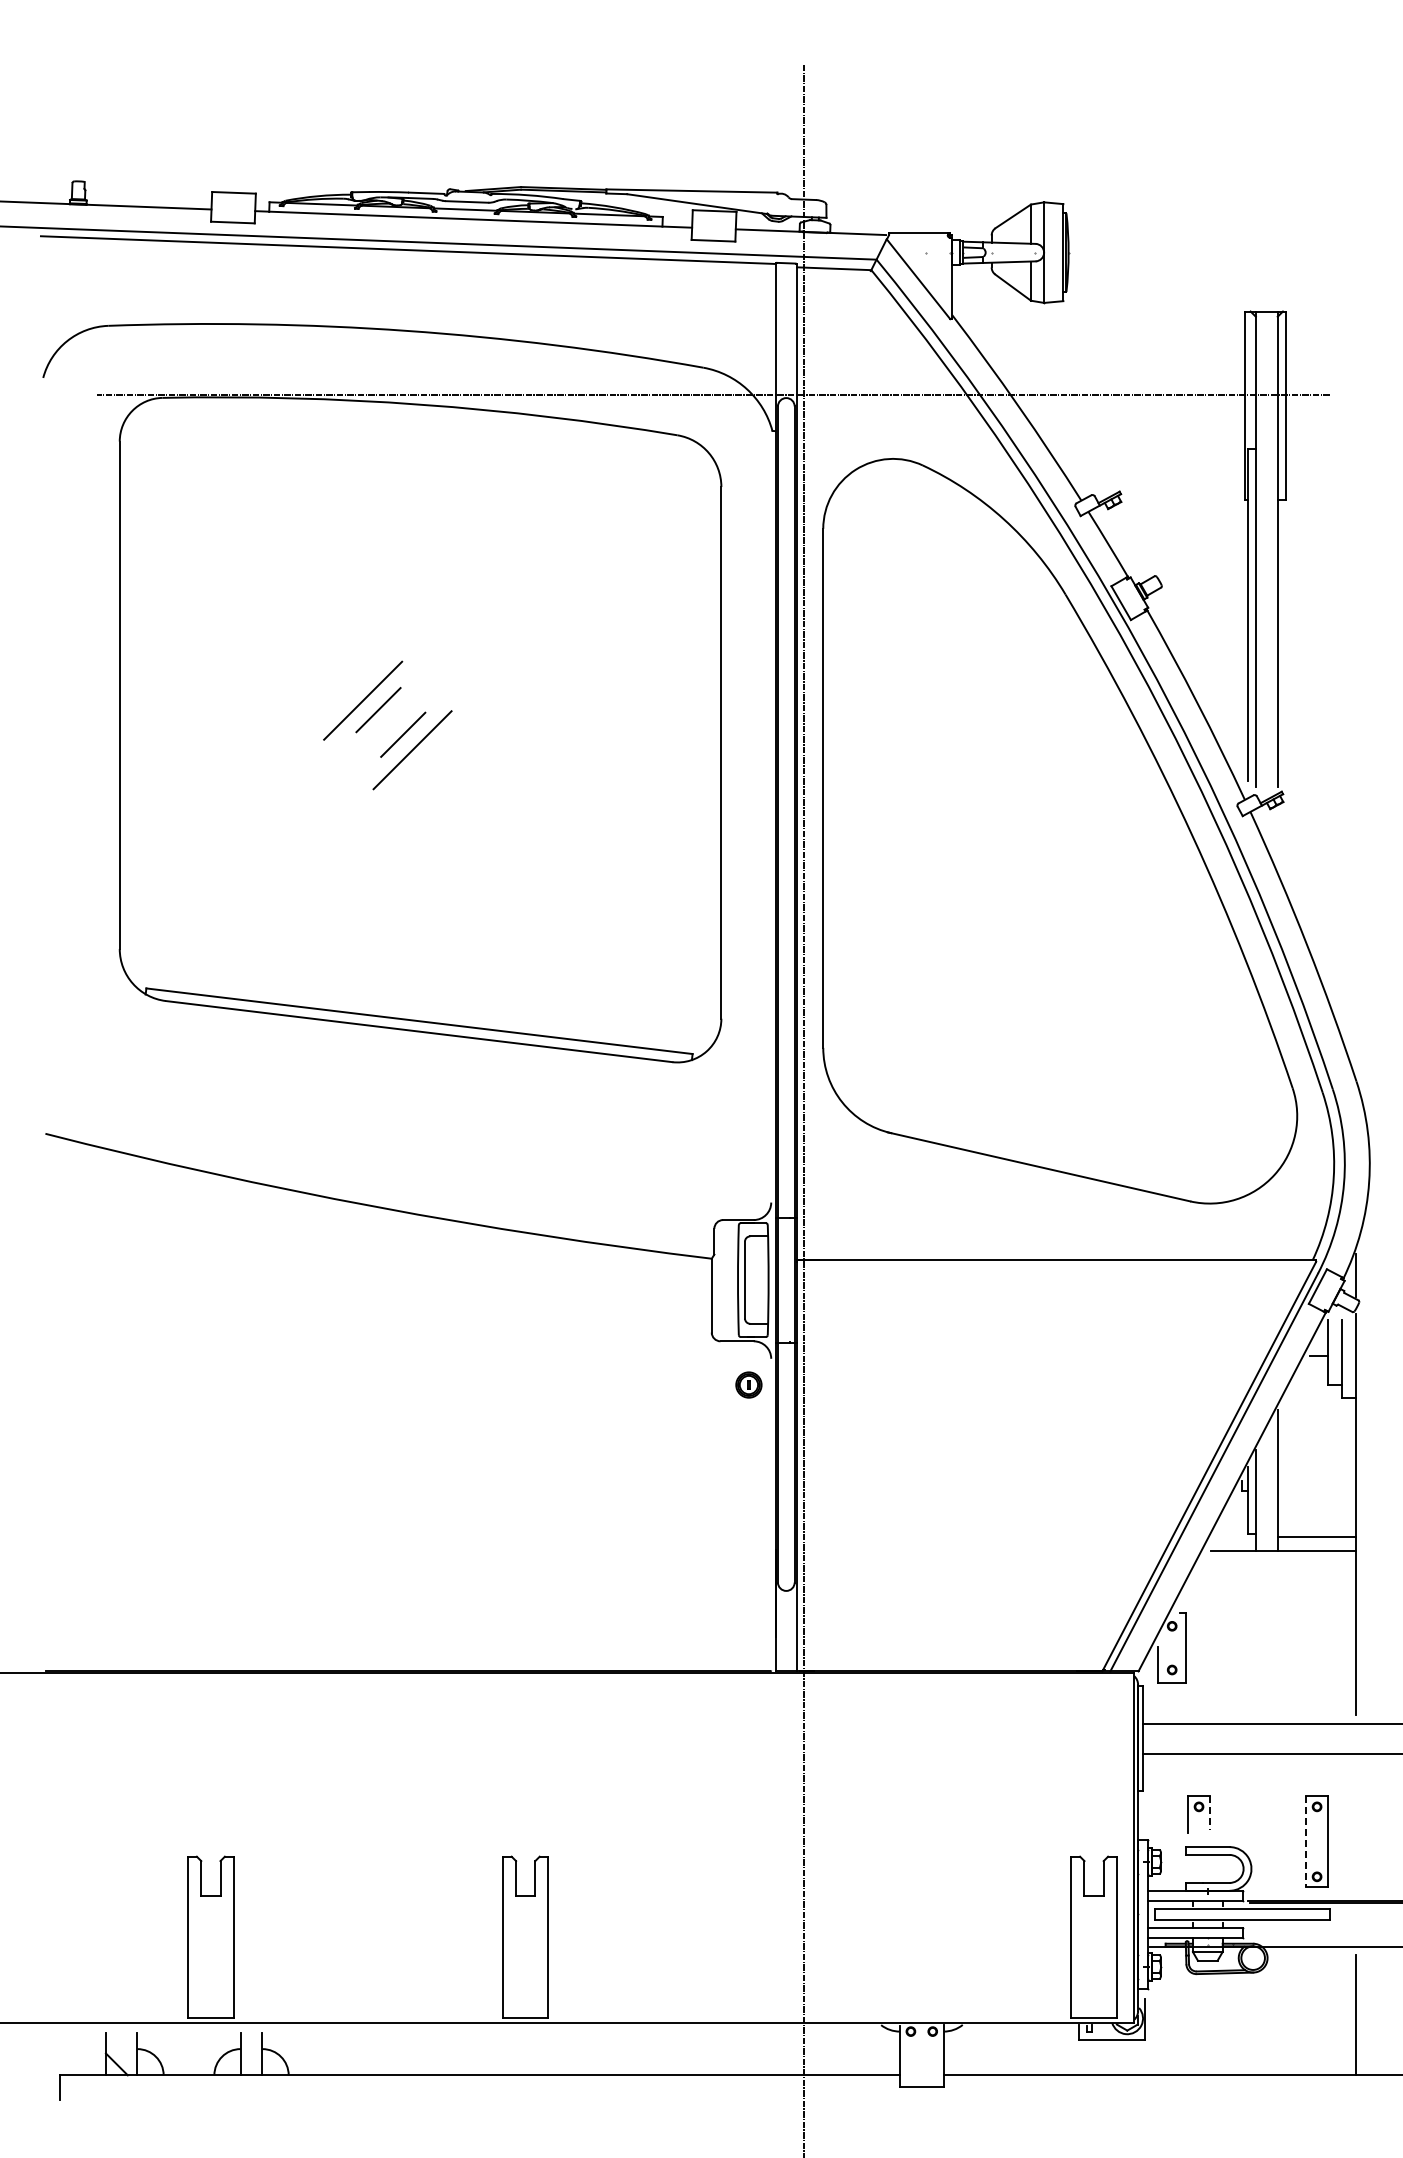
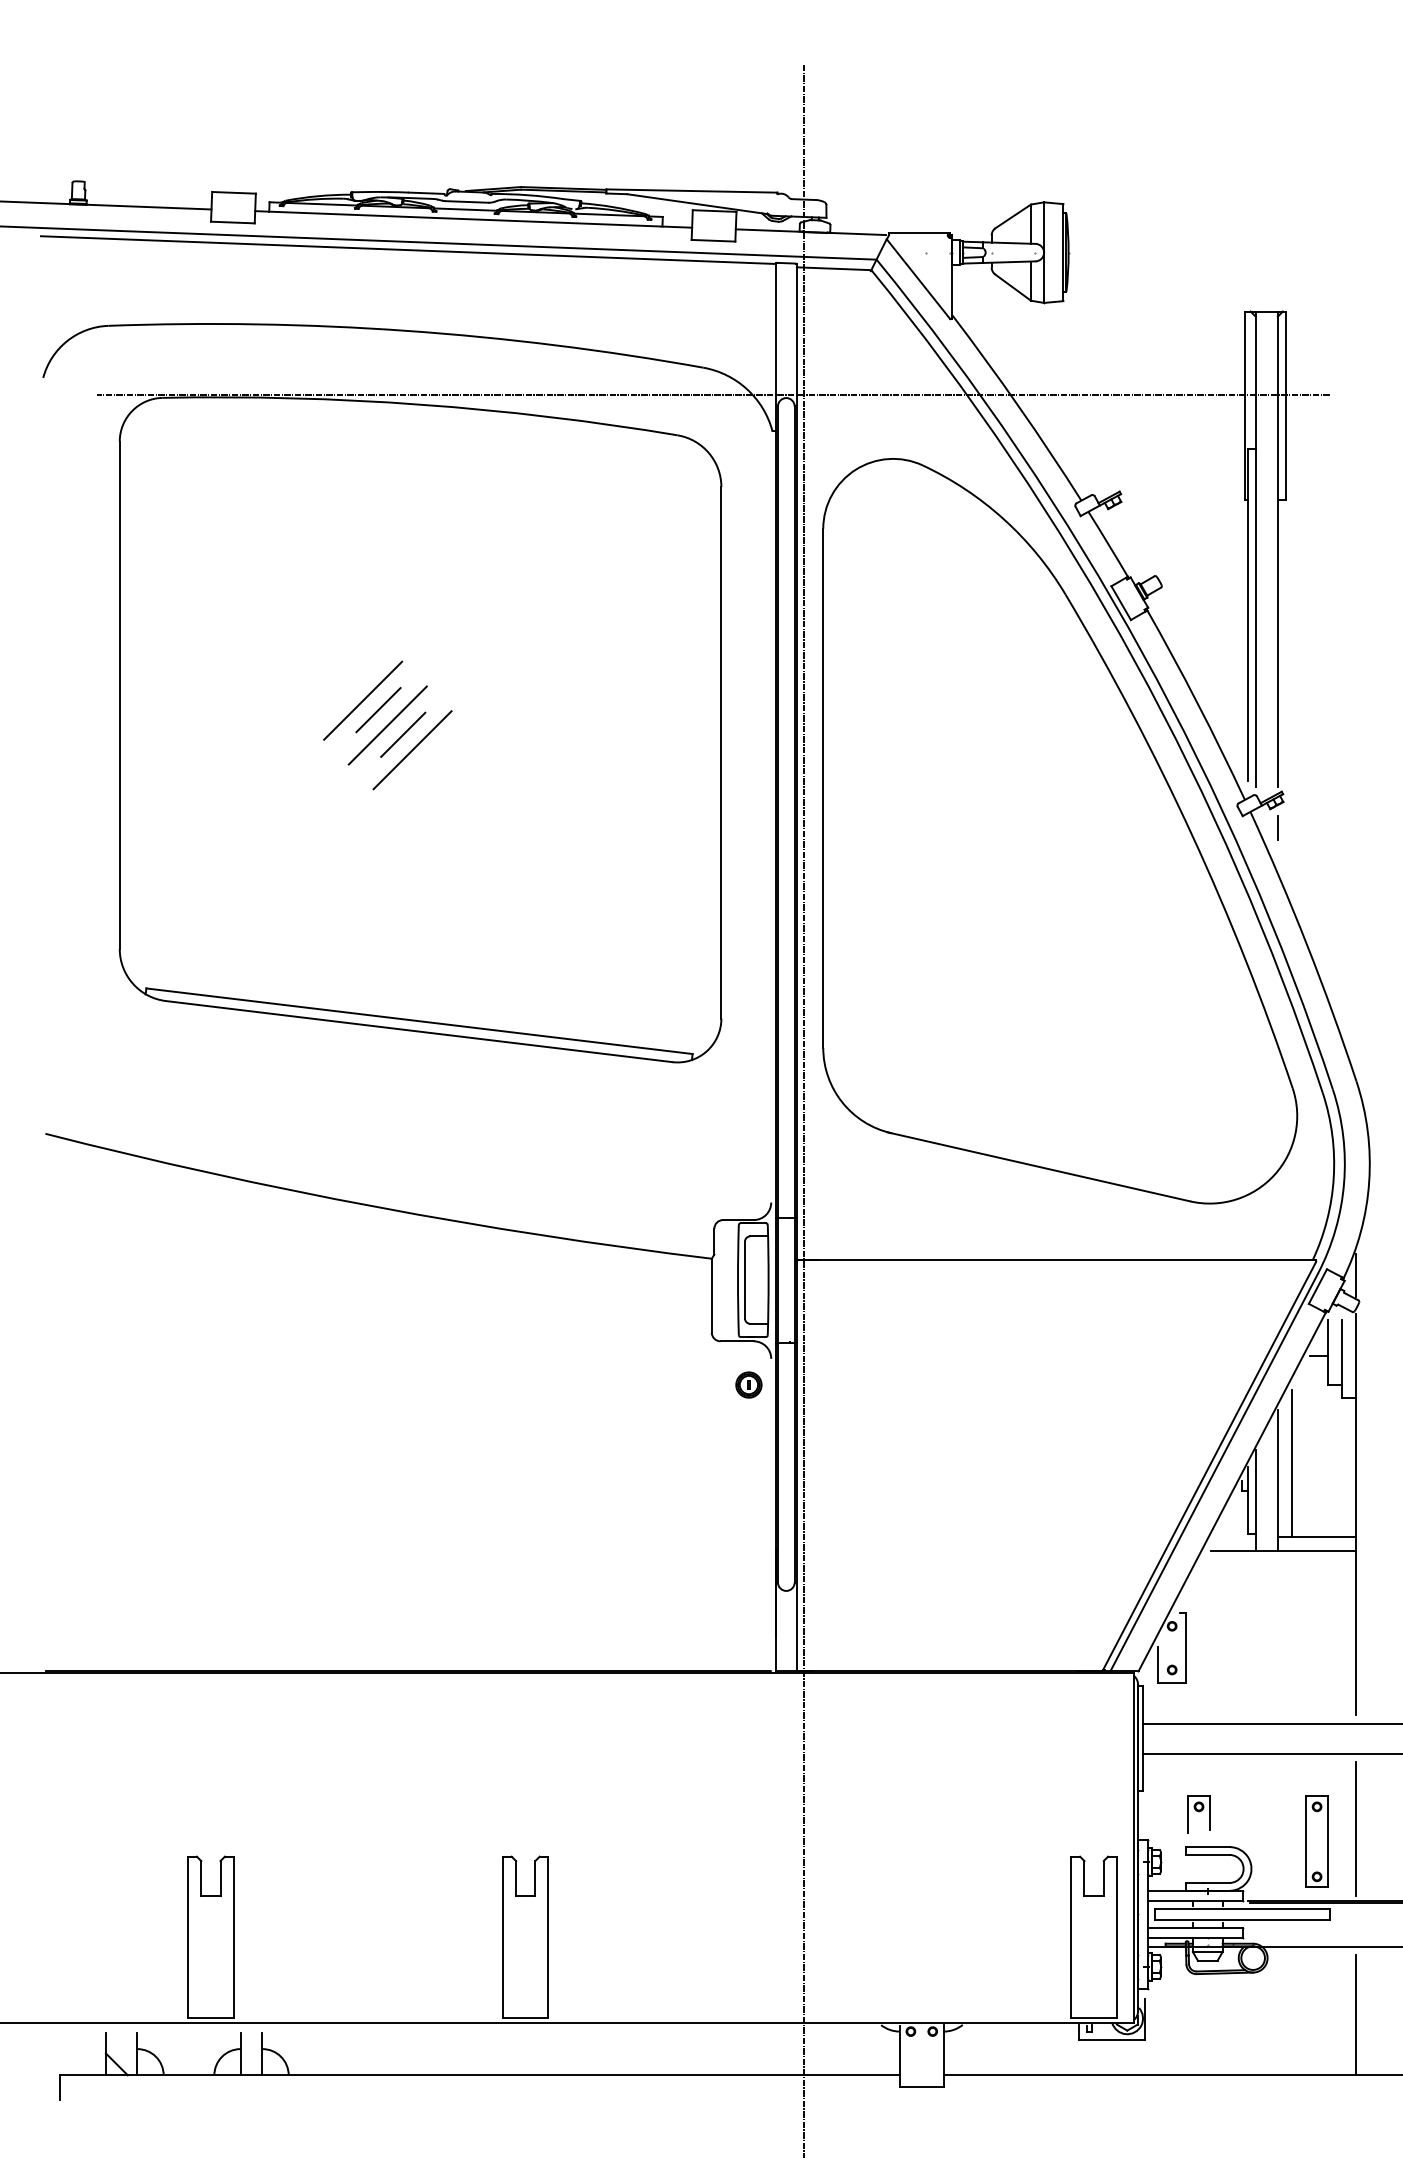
line: none -> present (387, 725)
line: none -> present (1277, 827)
line: none -> present (1291, 1463)
line: dashed -> solid (1209, 1813)
line: none -> present (1356, 1828)
line: dashed -> solid (1306, 1842)
